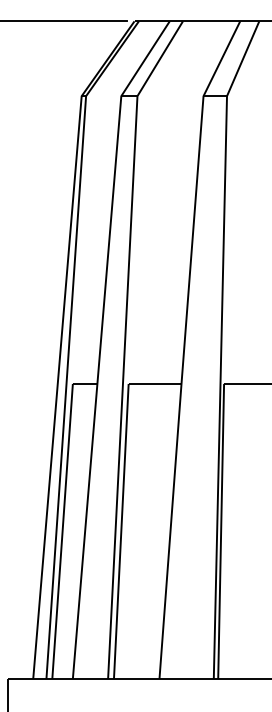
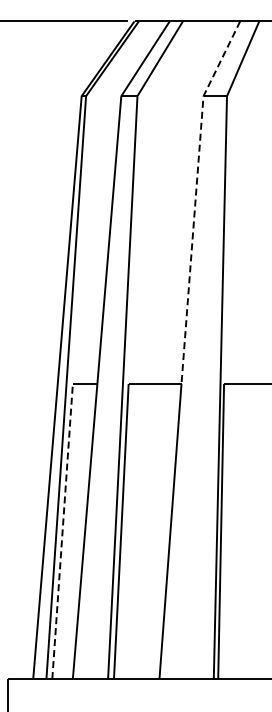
line: solid -> dashed (195, 197)
line: solid -> dashed (62, 531)
